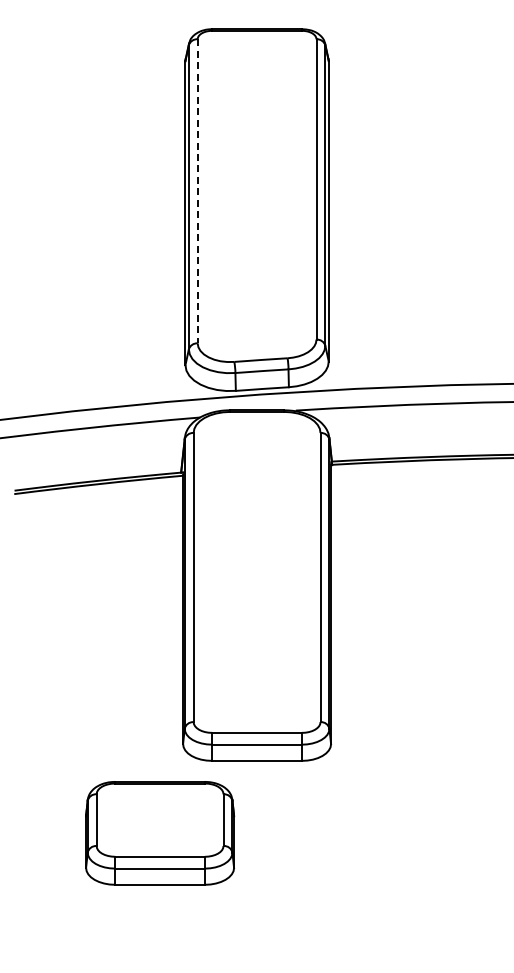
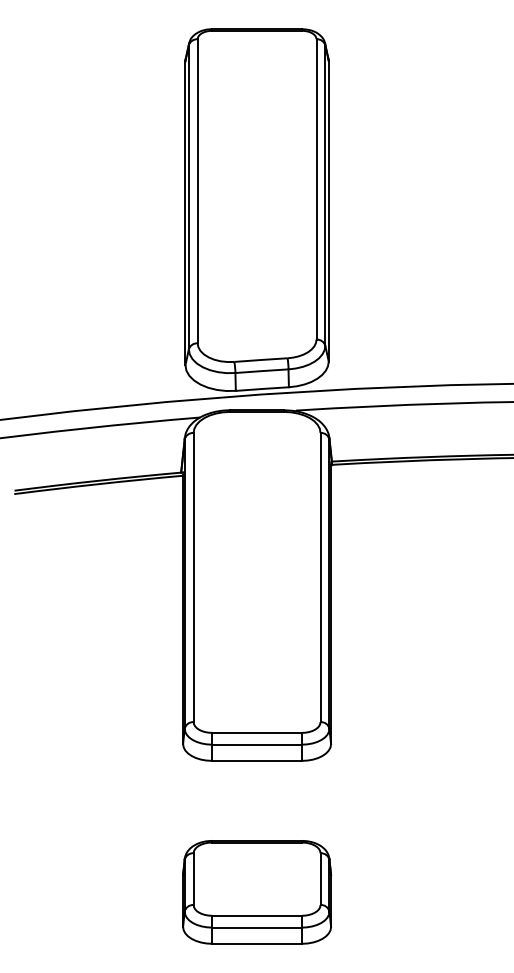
line: dashed -> solid (197, 191)
part position: (160, 833) -> (257, 892) (257, 892)
